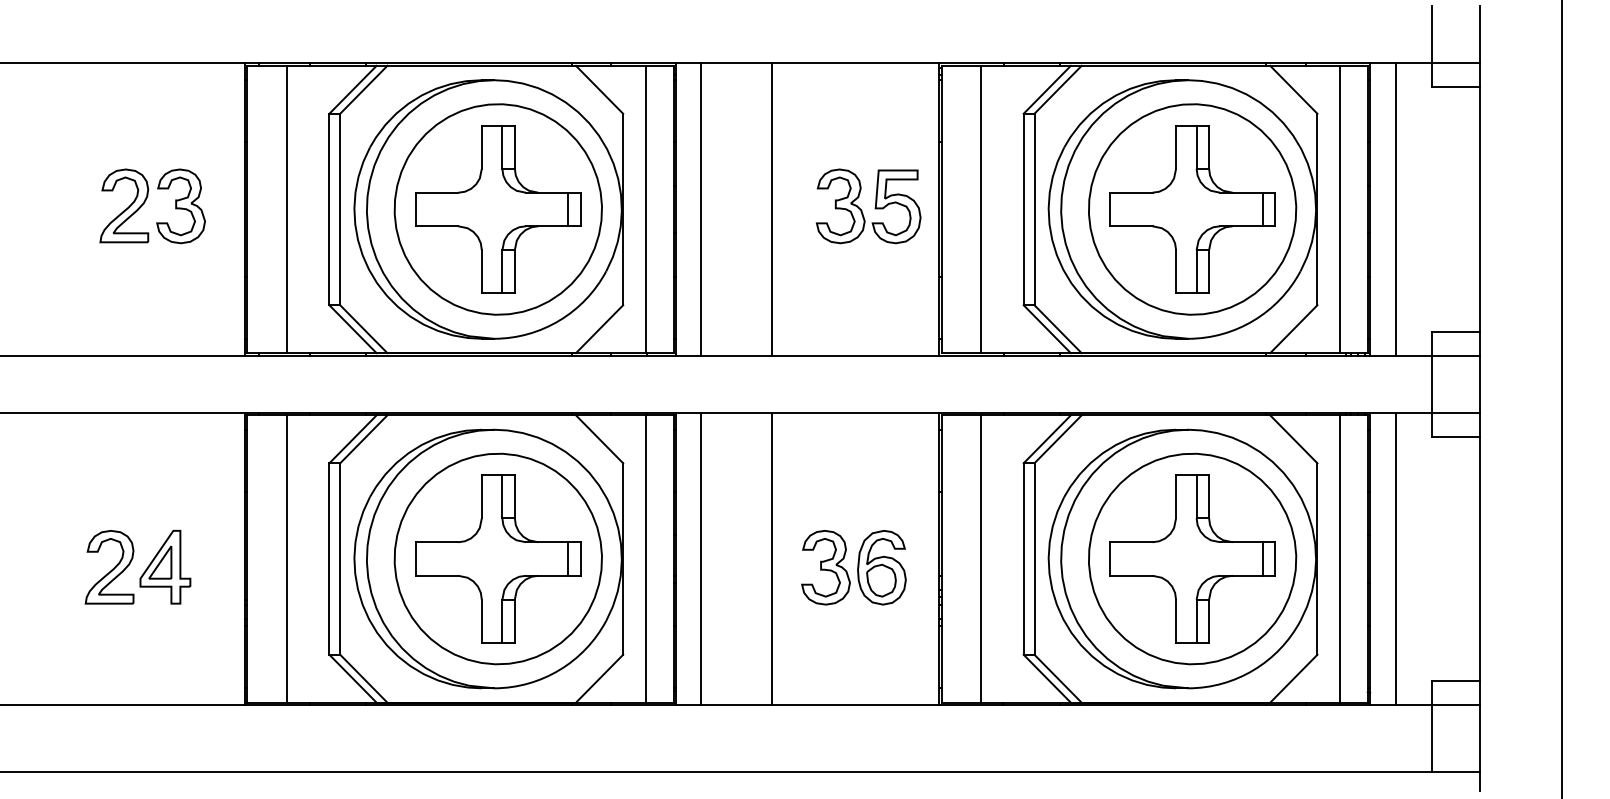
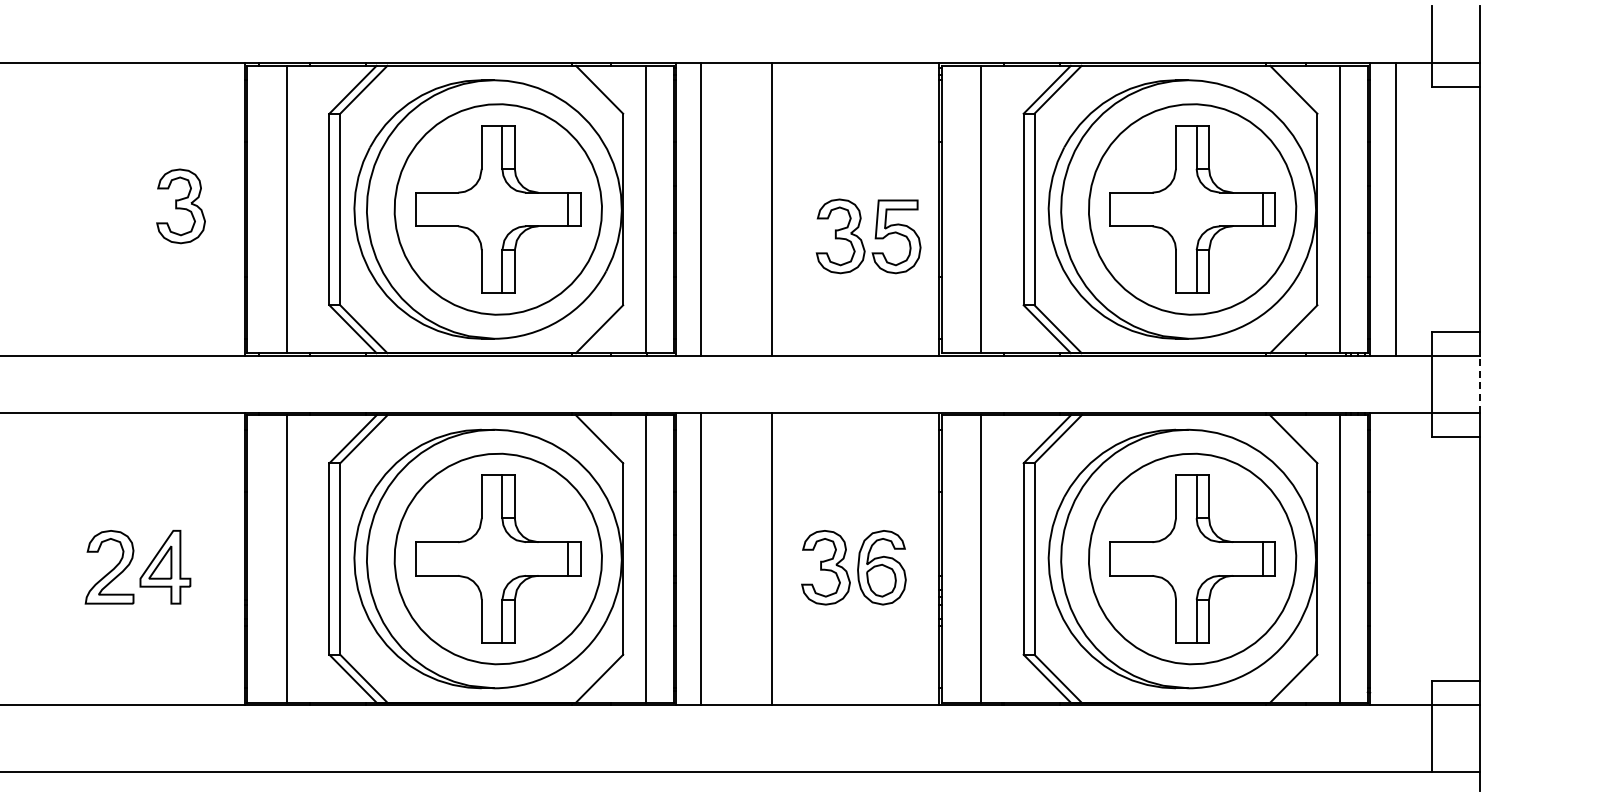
part: present -> none (124, 205)
part position: (874, 207) -> (874, 237) (874, 237)
line: solid -> dashed (1480, 384)
line: present -> none (1561, 398)
line: present -> none (1395, 558)
